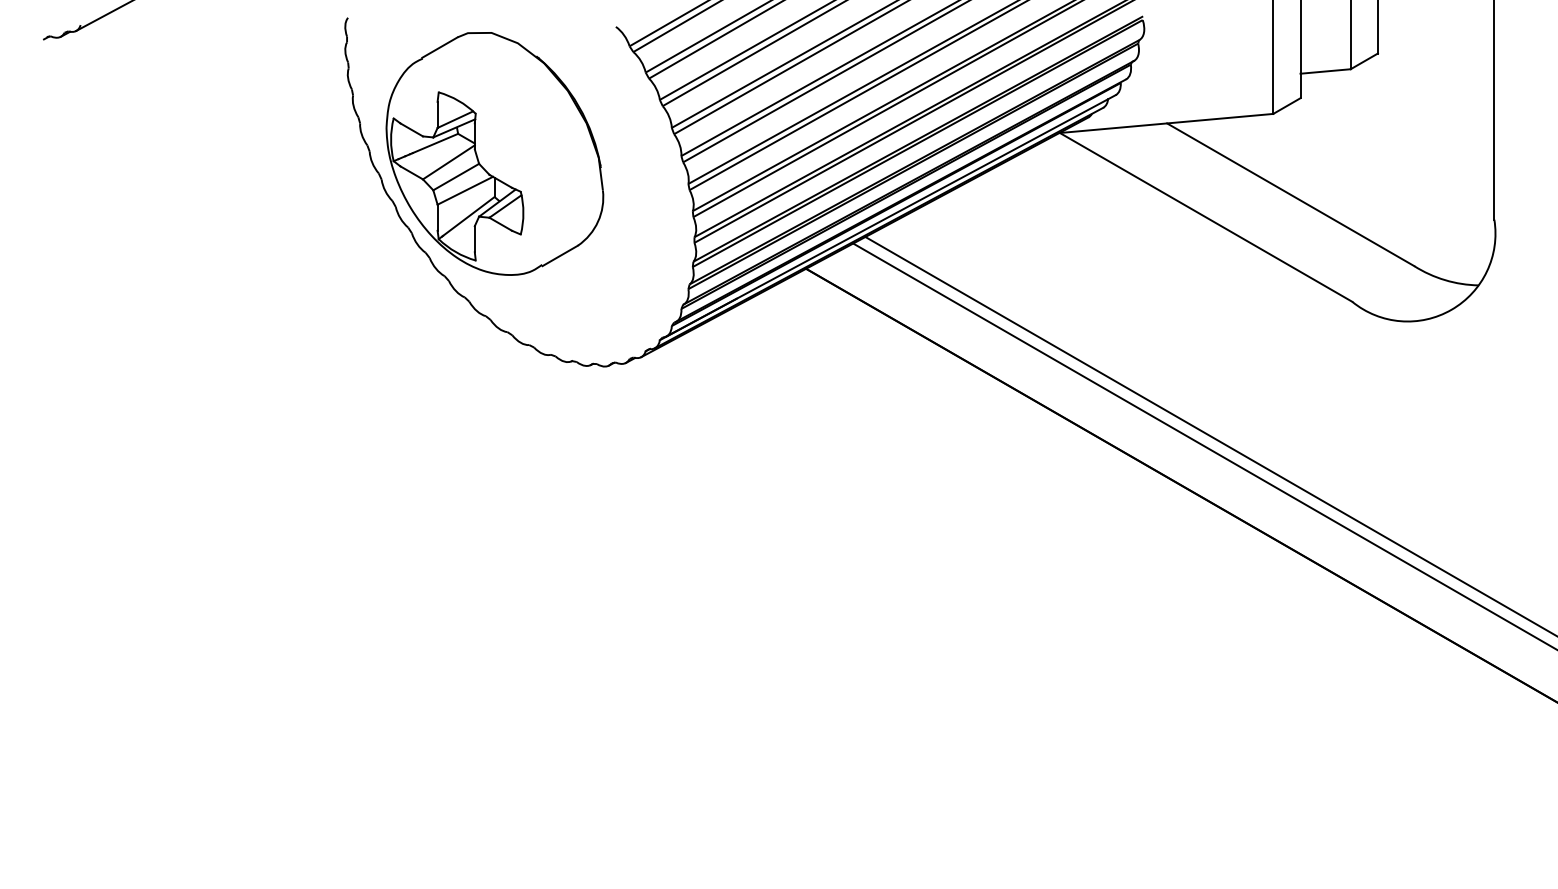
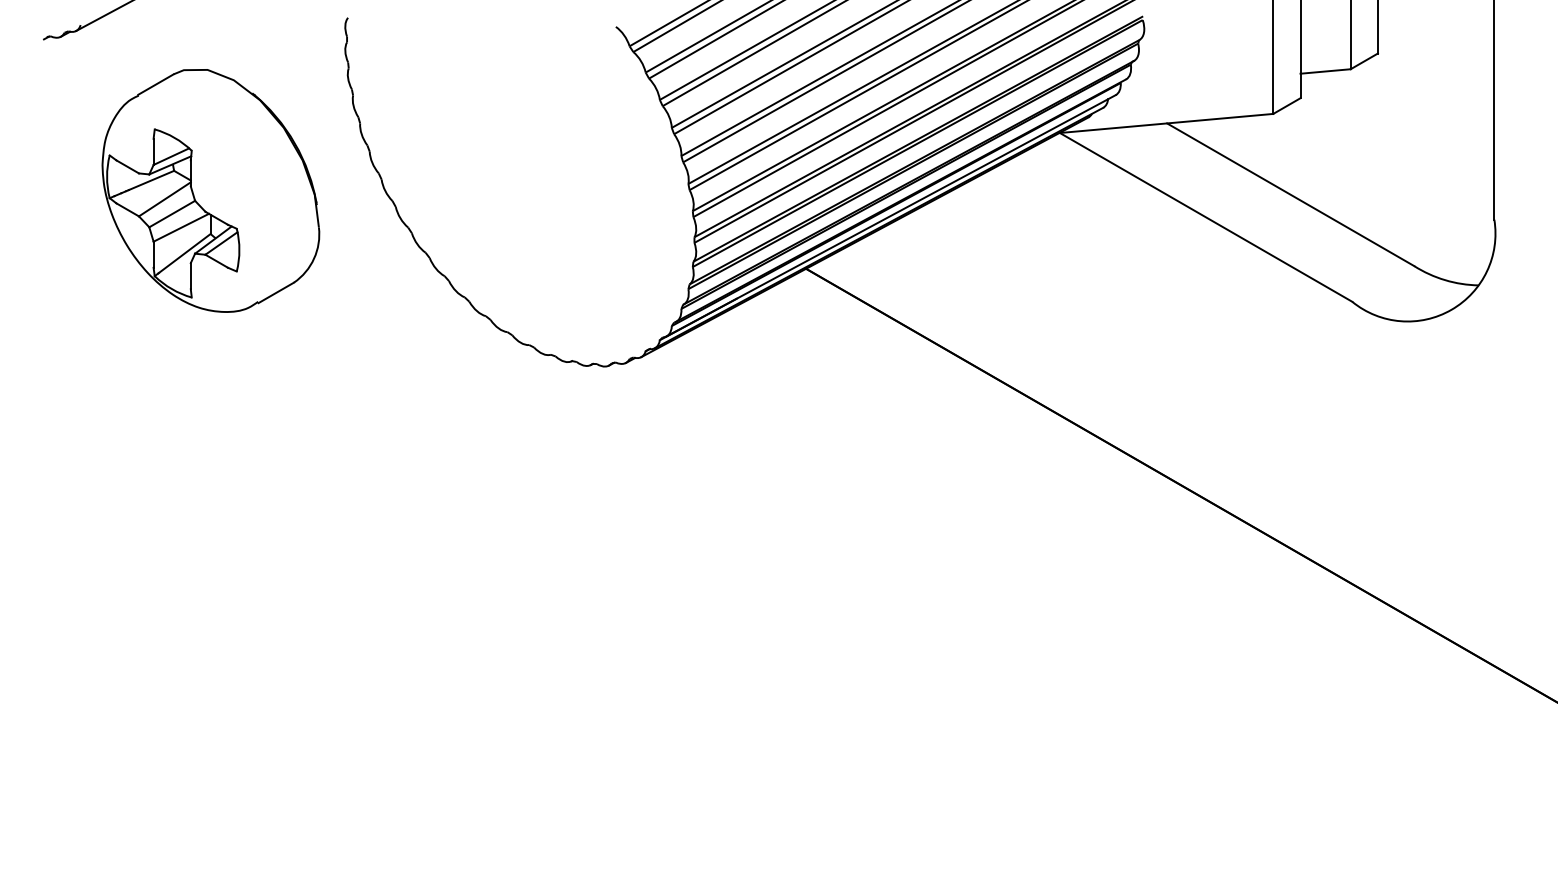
part position: (494, 153) -> (210, 190) (210, 190)
line: present -> none (1209, 435)
line: present -> none (1203, 445)
